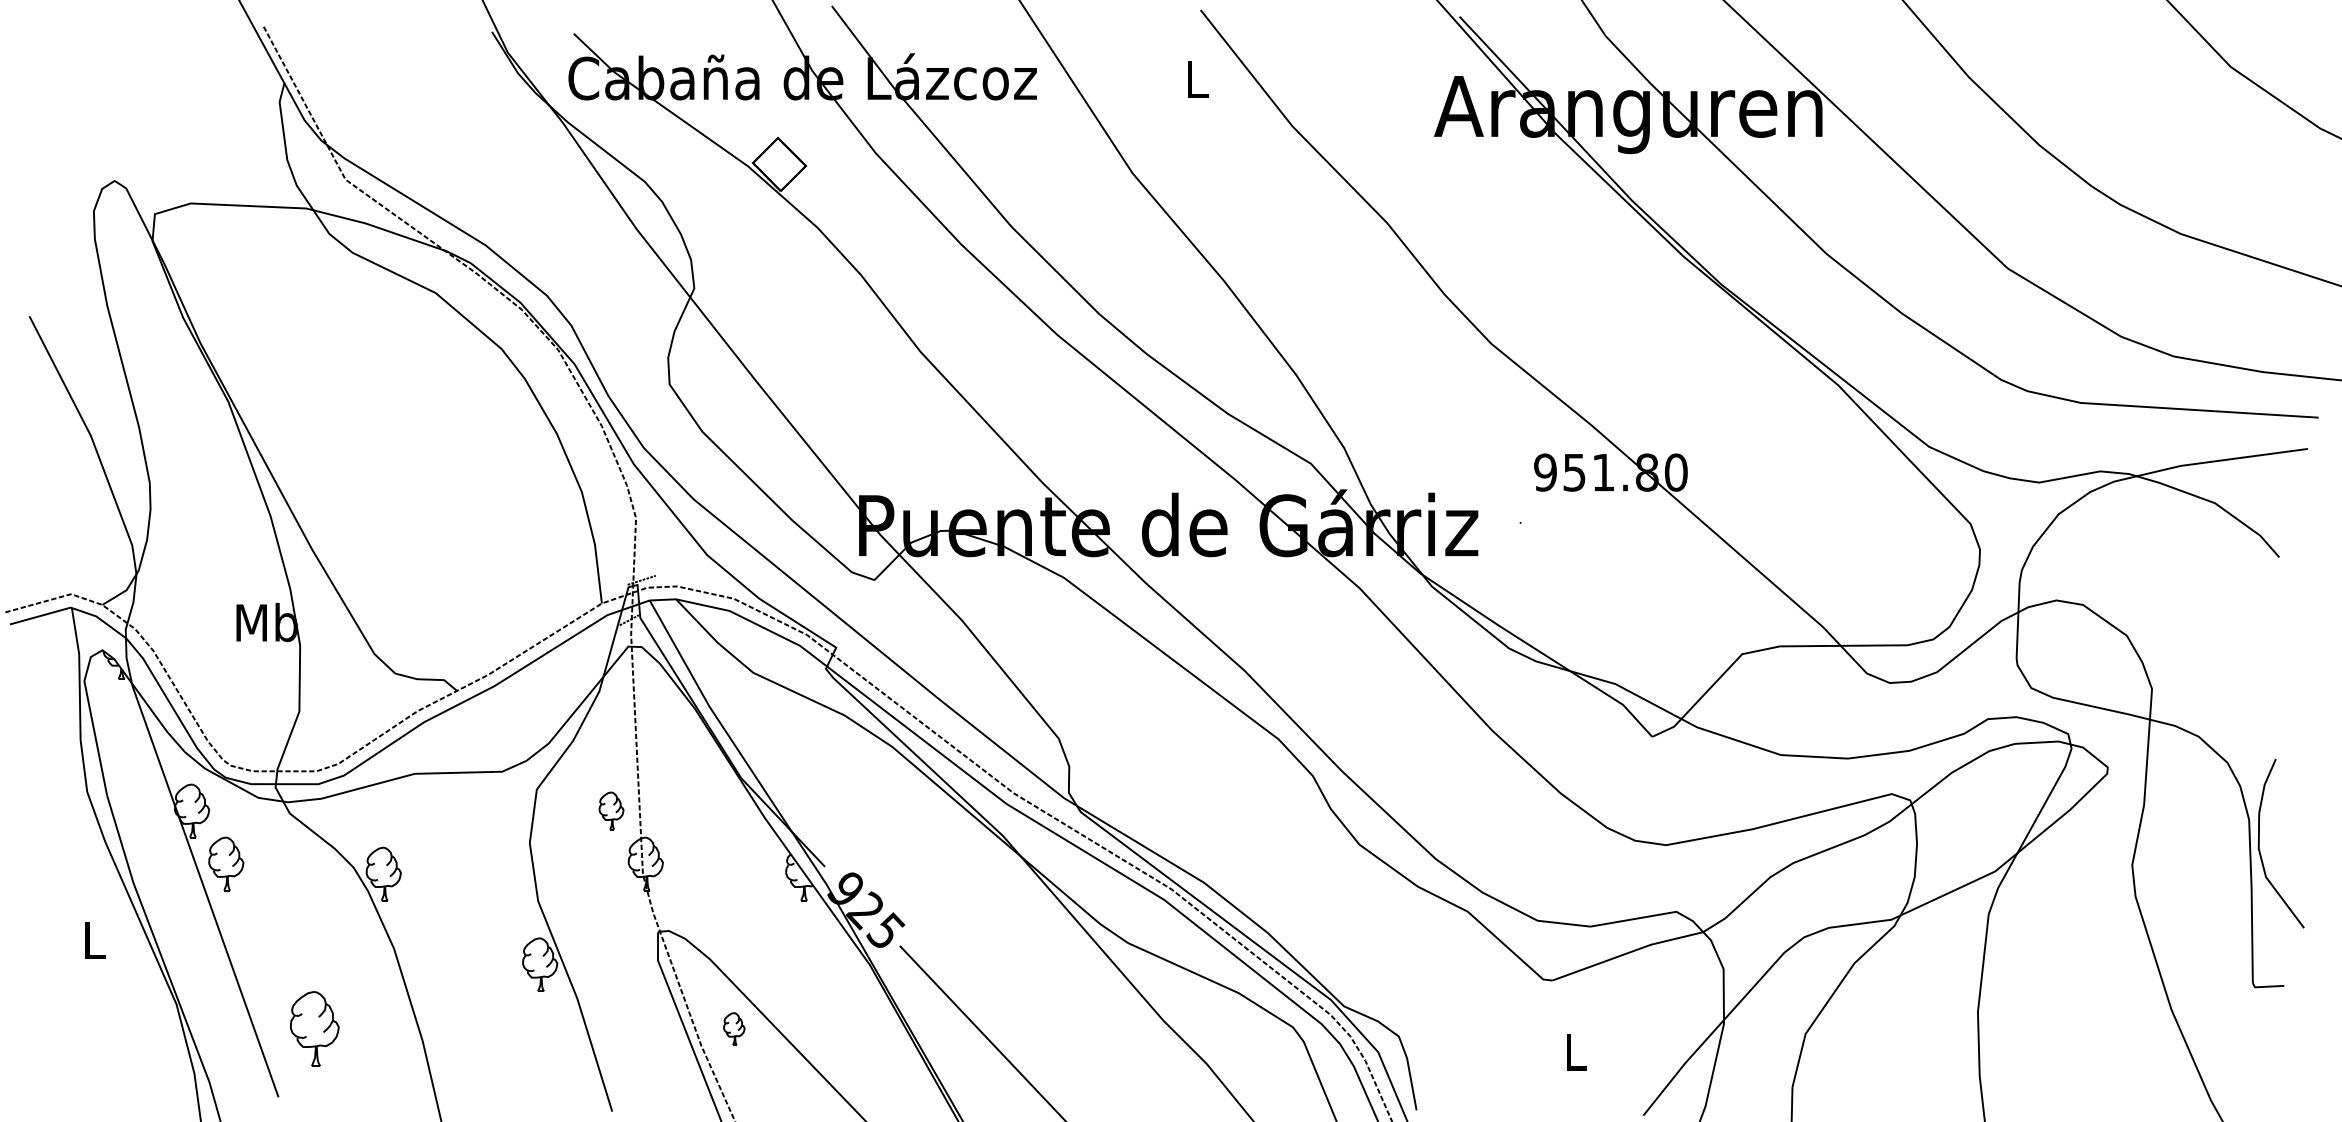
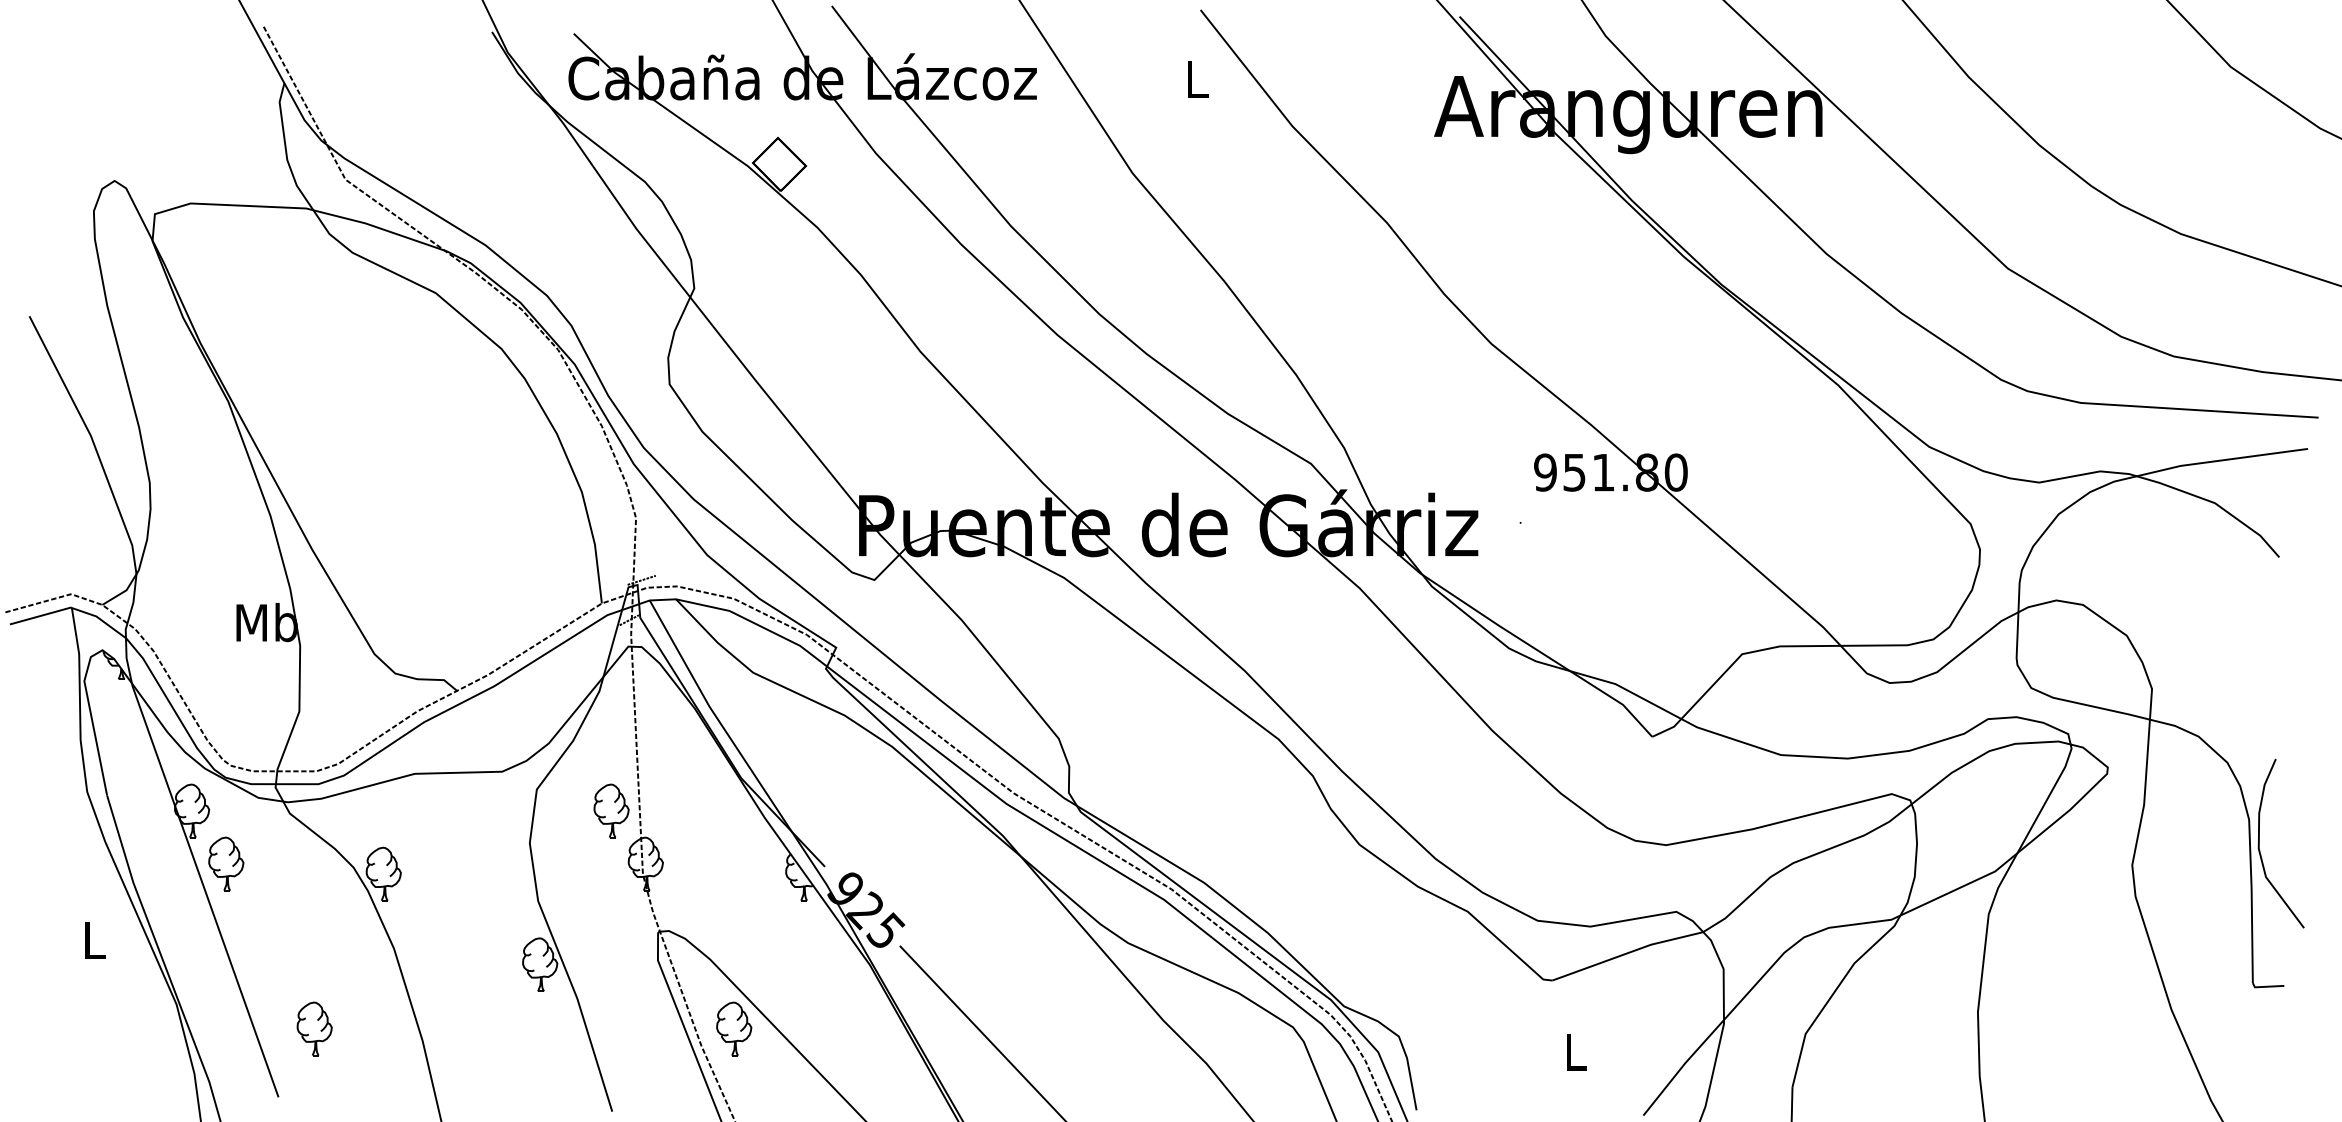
part size: 27x40 px -> 37x56 px (611, 810)
part size: 50x76 px -> 37x56 px (314, 1028)
part size: 23x34 px -> 37x56 px (734, 1028)
